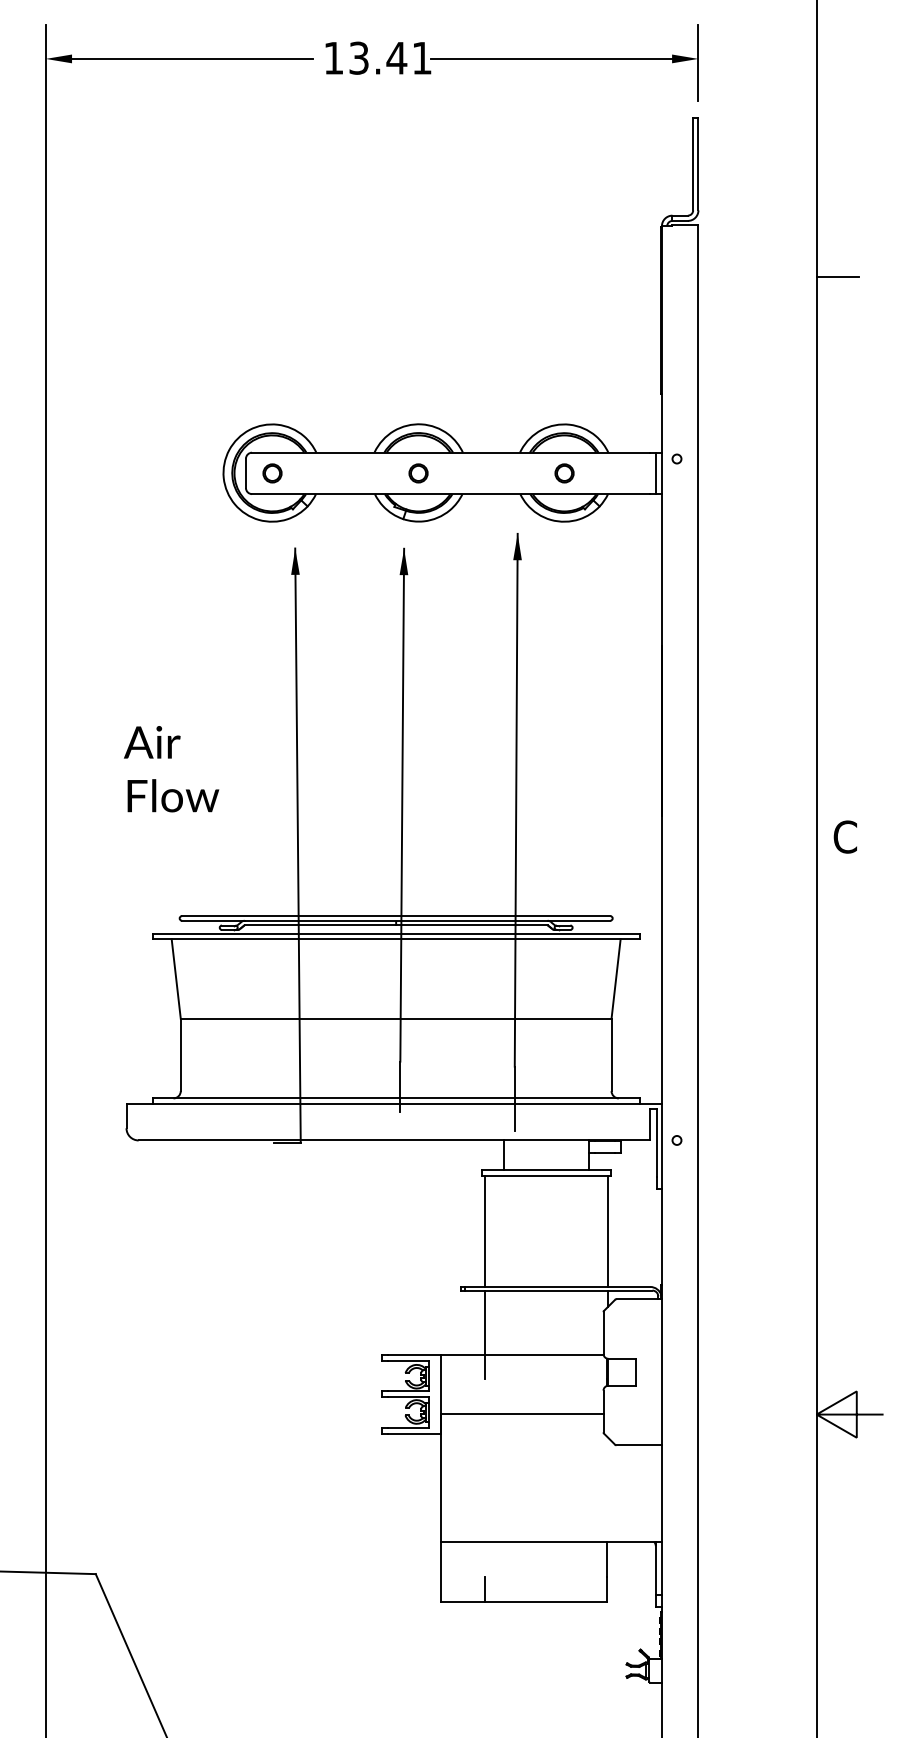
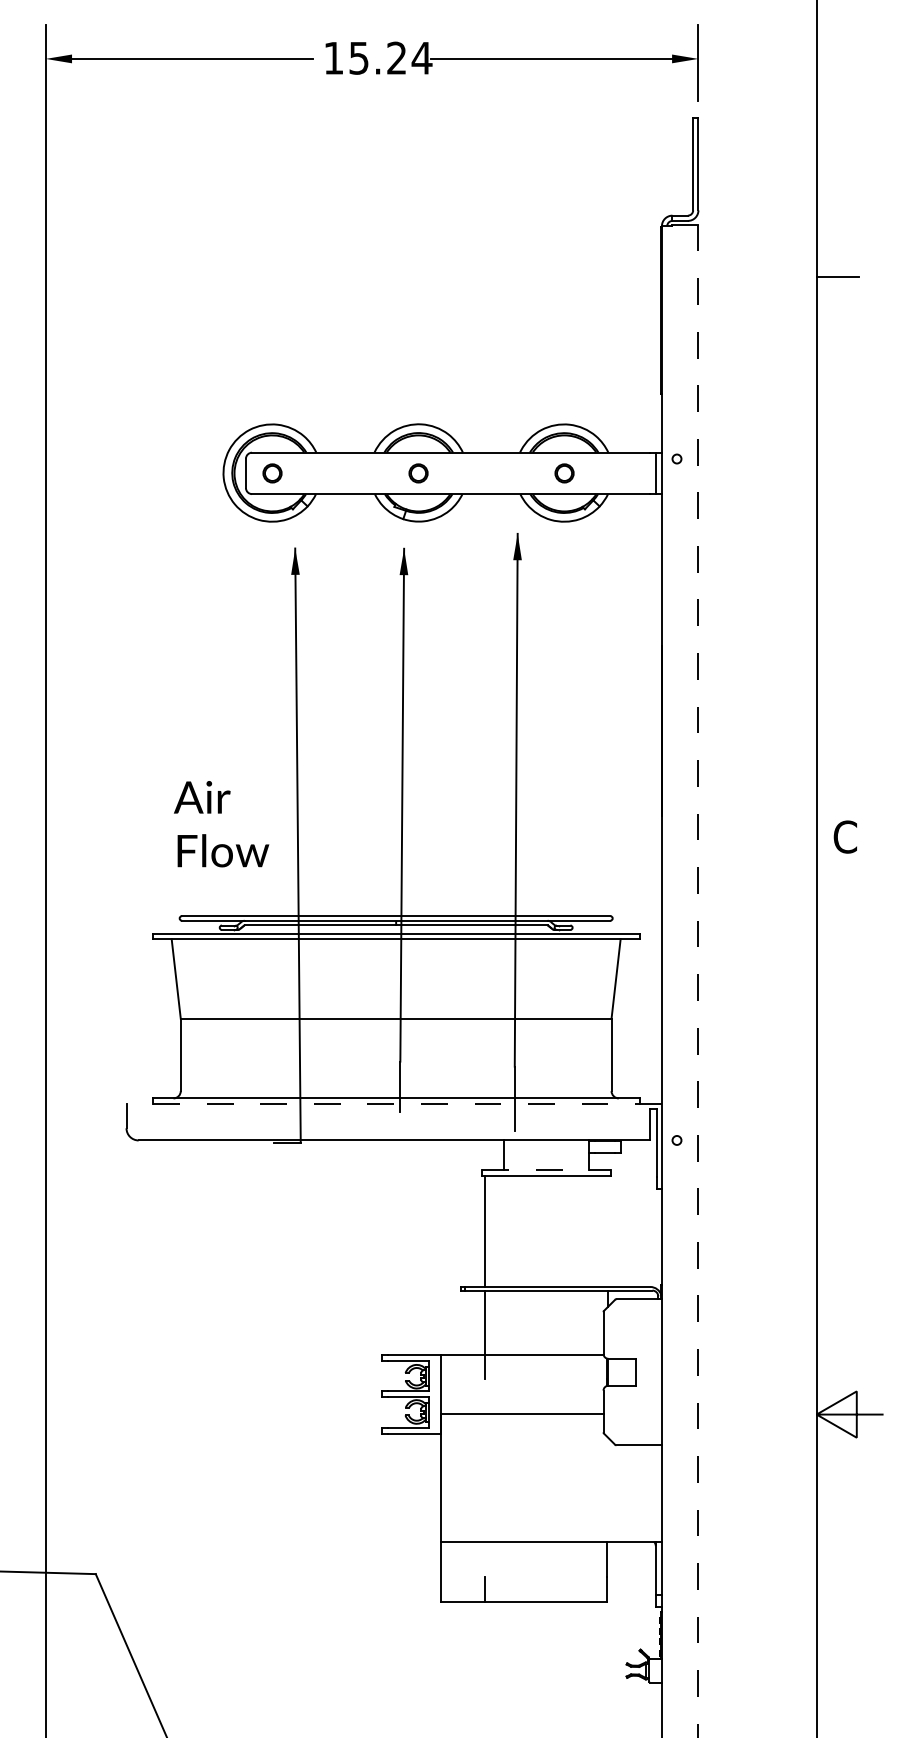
text: 13.41 -> 15.24 (391, 57)
text position: (171, 769) -> (221, 824) (221, 824)
line: solid -> dashed (698, 981)
line: solid -> dashed (394, 1103)
line: solid -> dashed (547, 1170)
line: present -> none (607, 1231)
